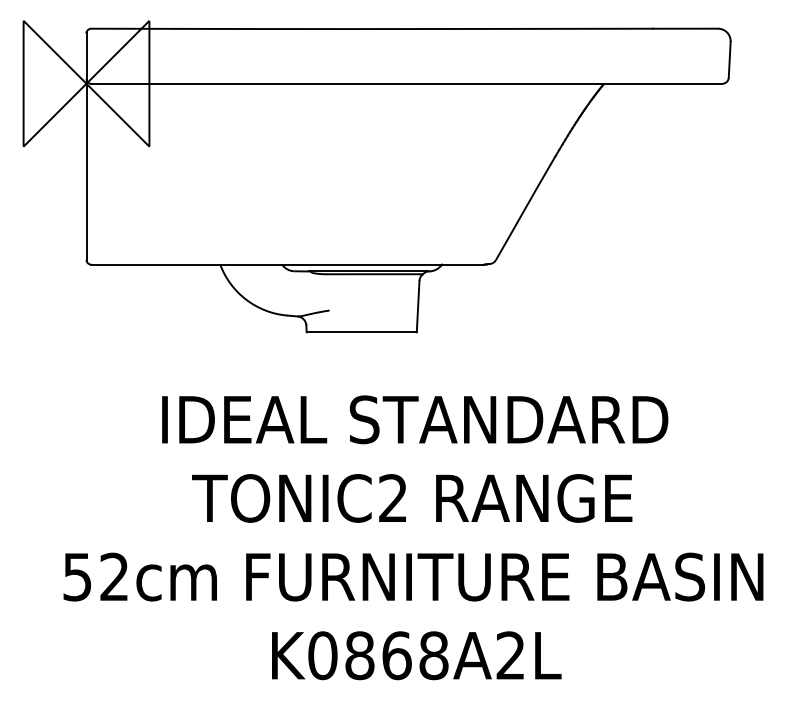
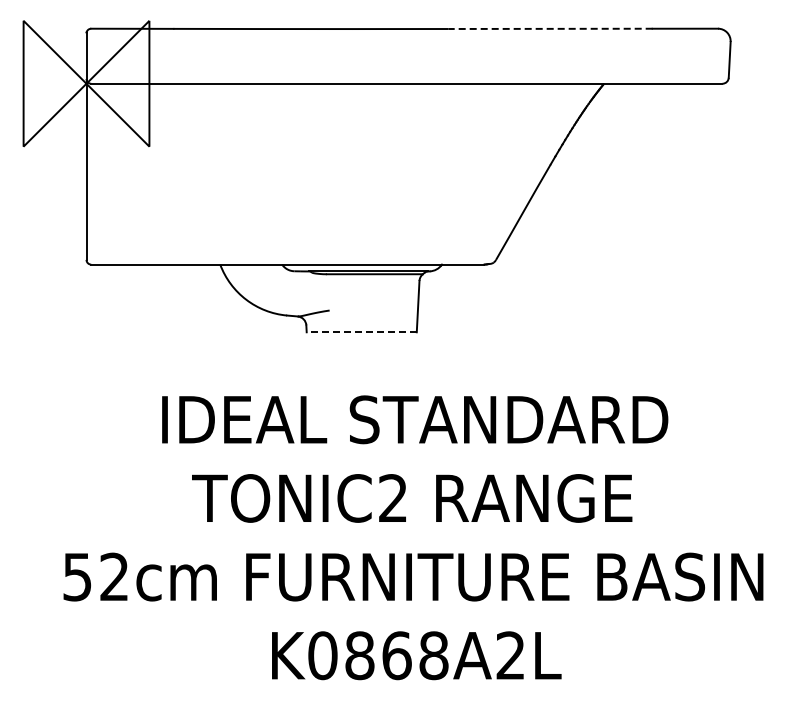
line: solid -> dashed (549, 28)
line: solid -> dashed (361, 332)
